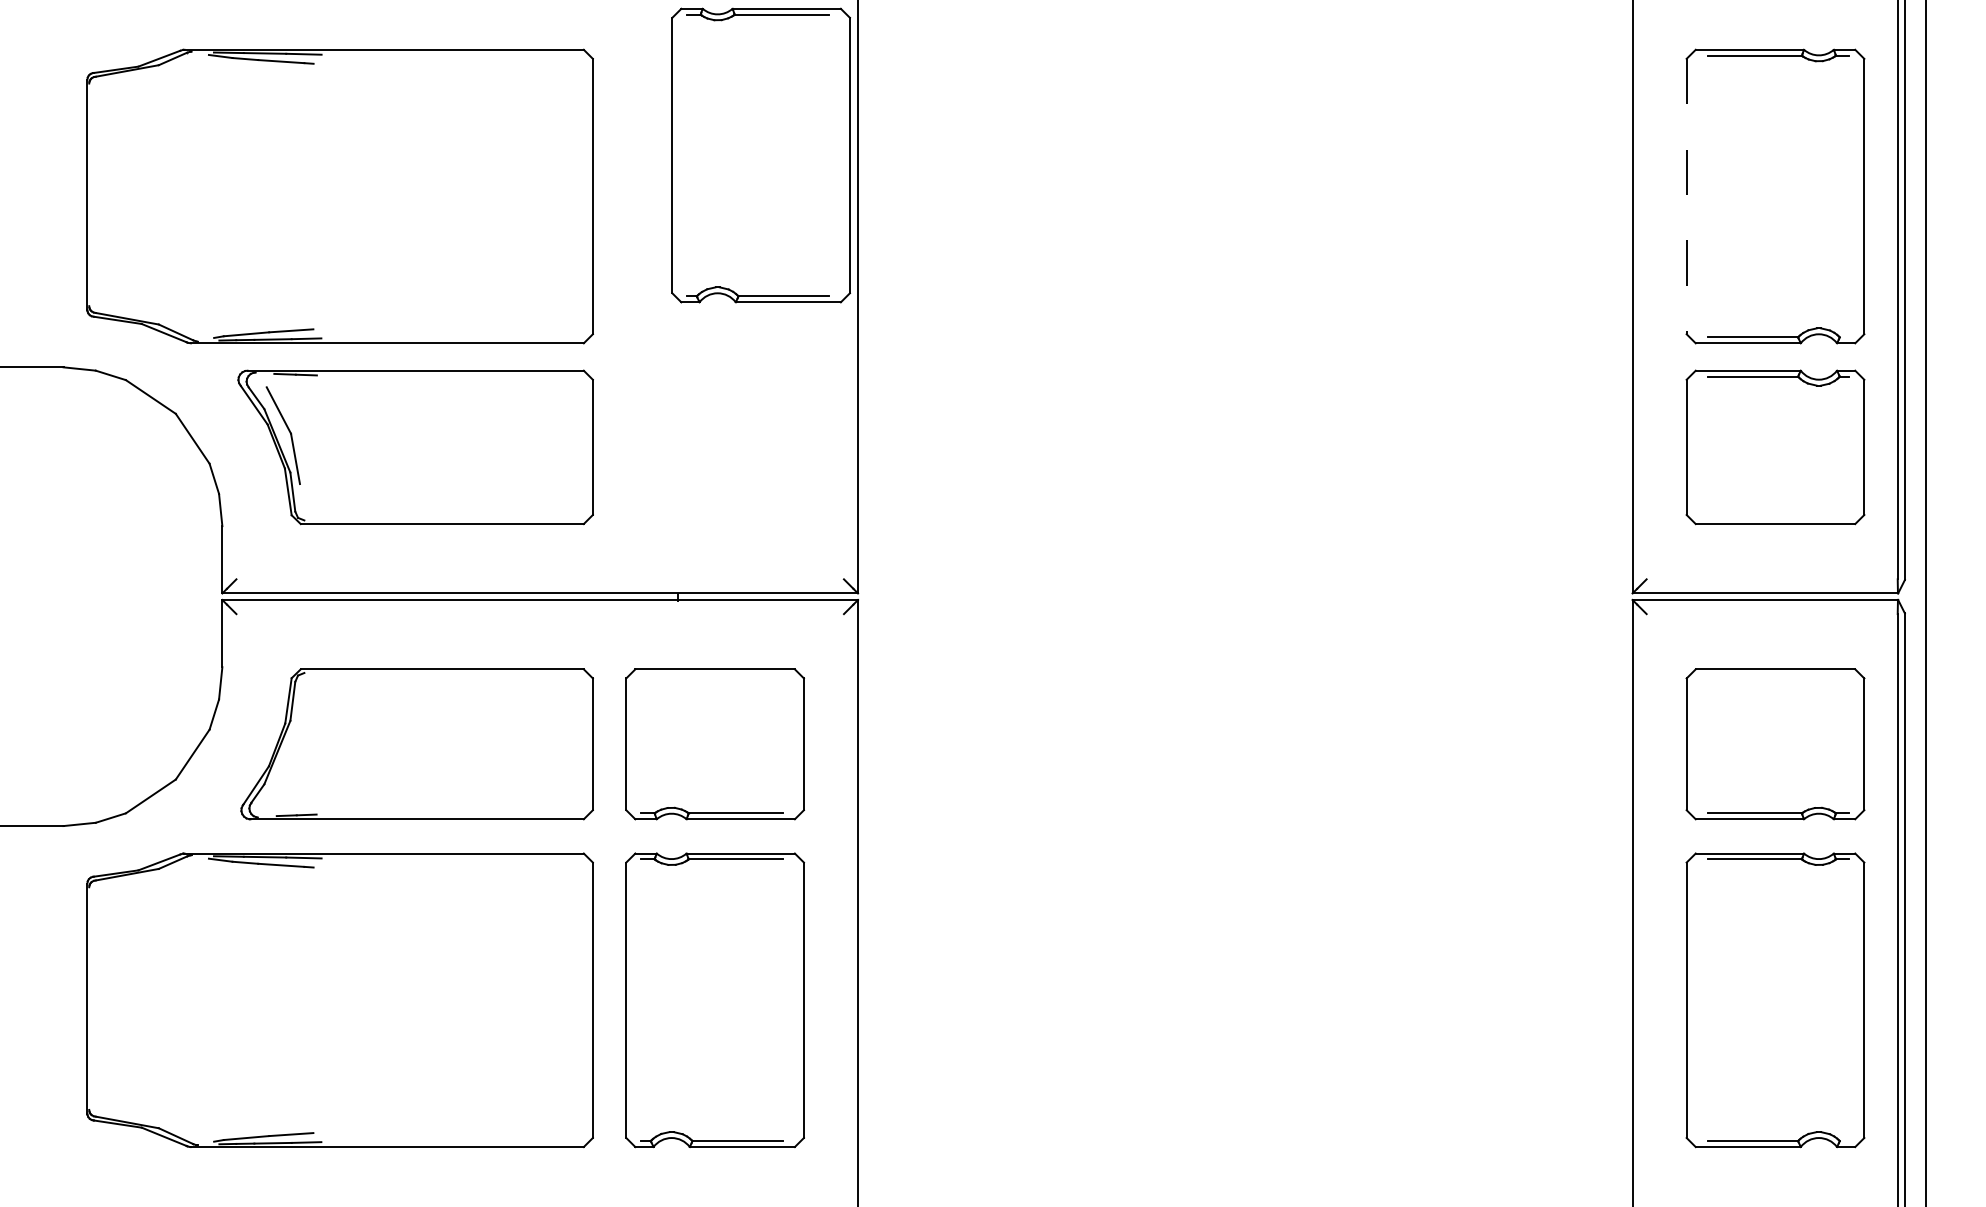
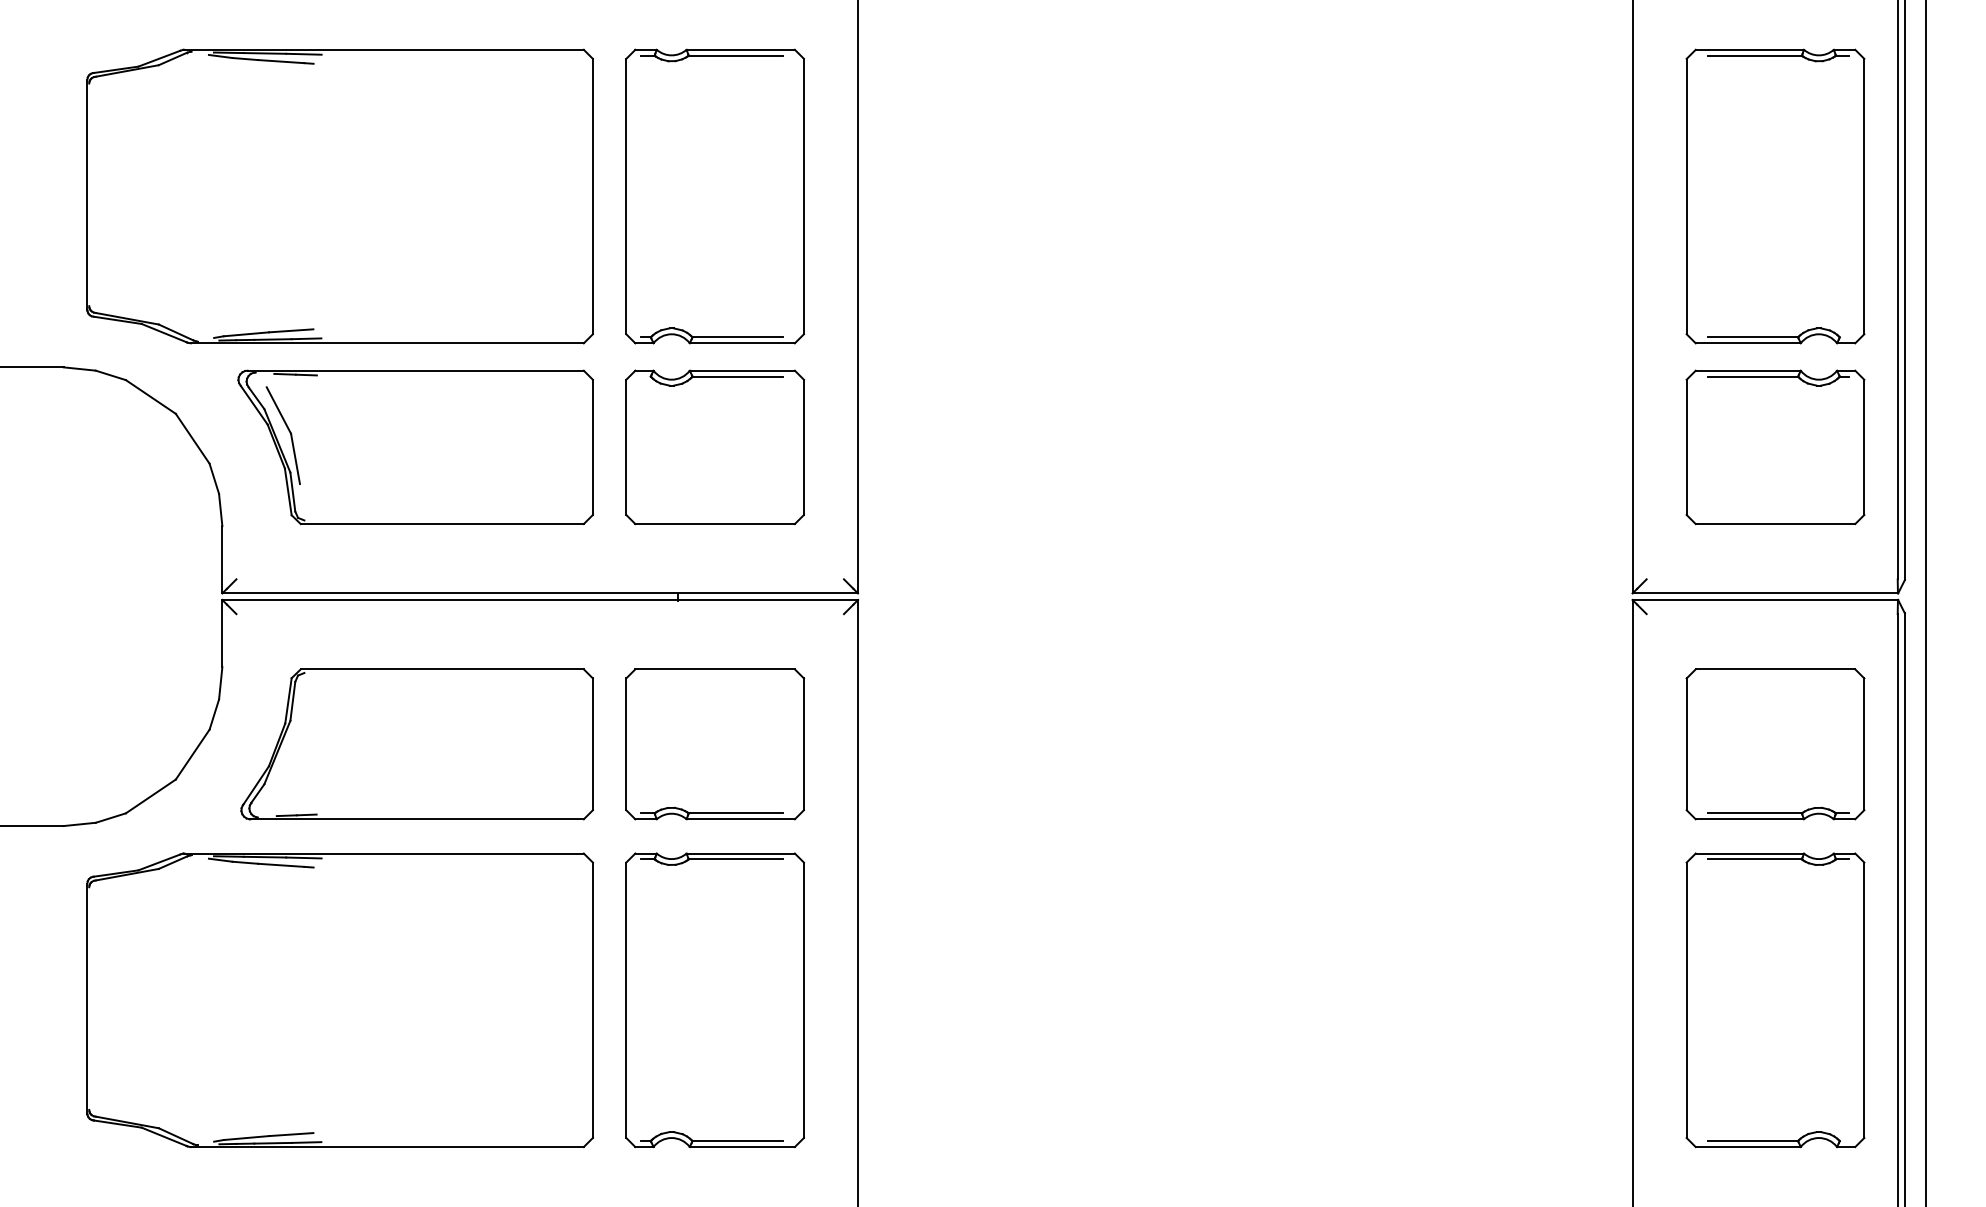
part position: (760, 155) -> (714, 196) (714, 196)
line: dashed -> solid (1686, 196)
part: none -> present (714, 447)
